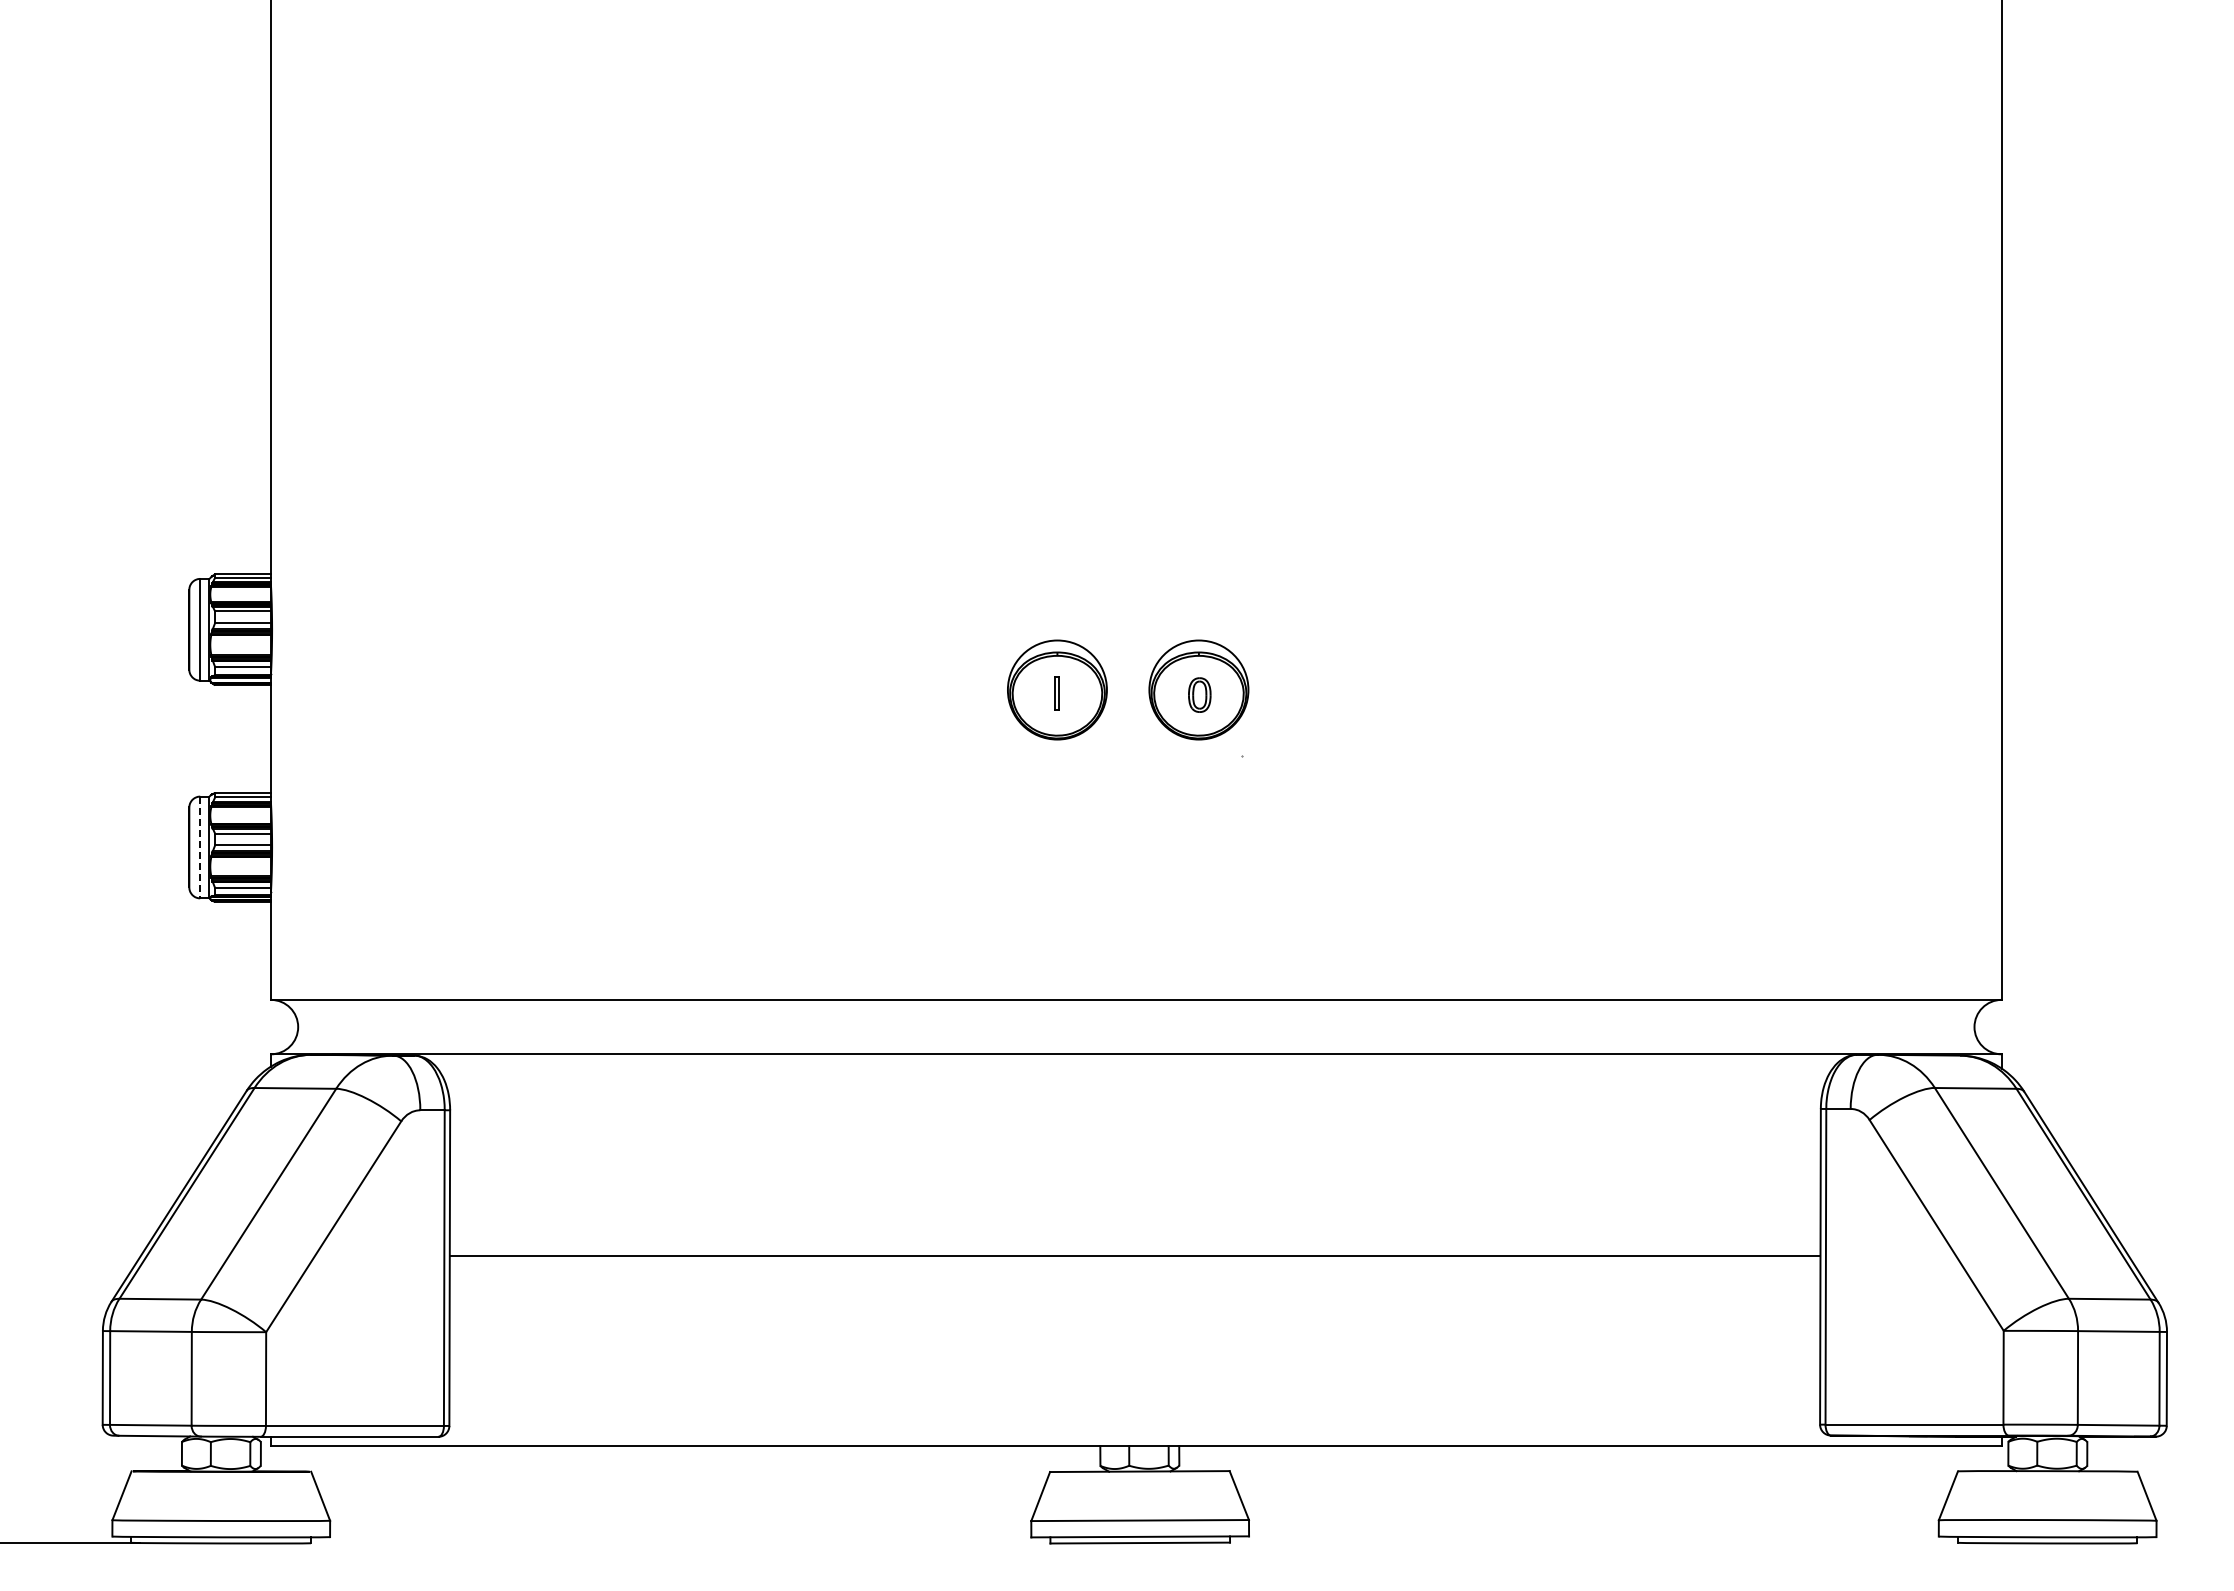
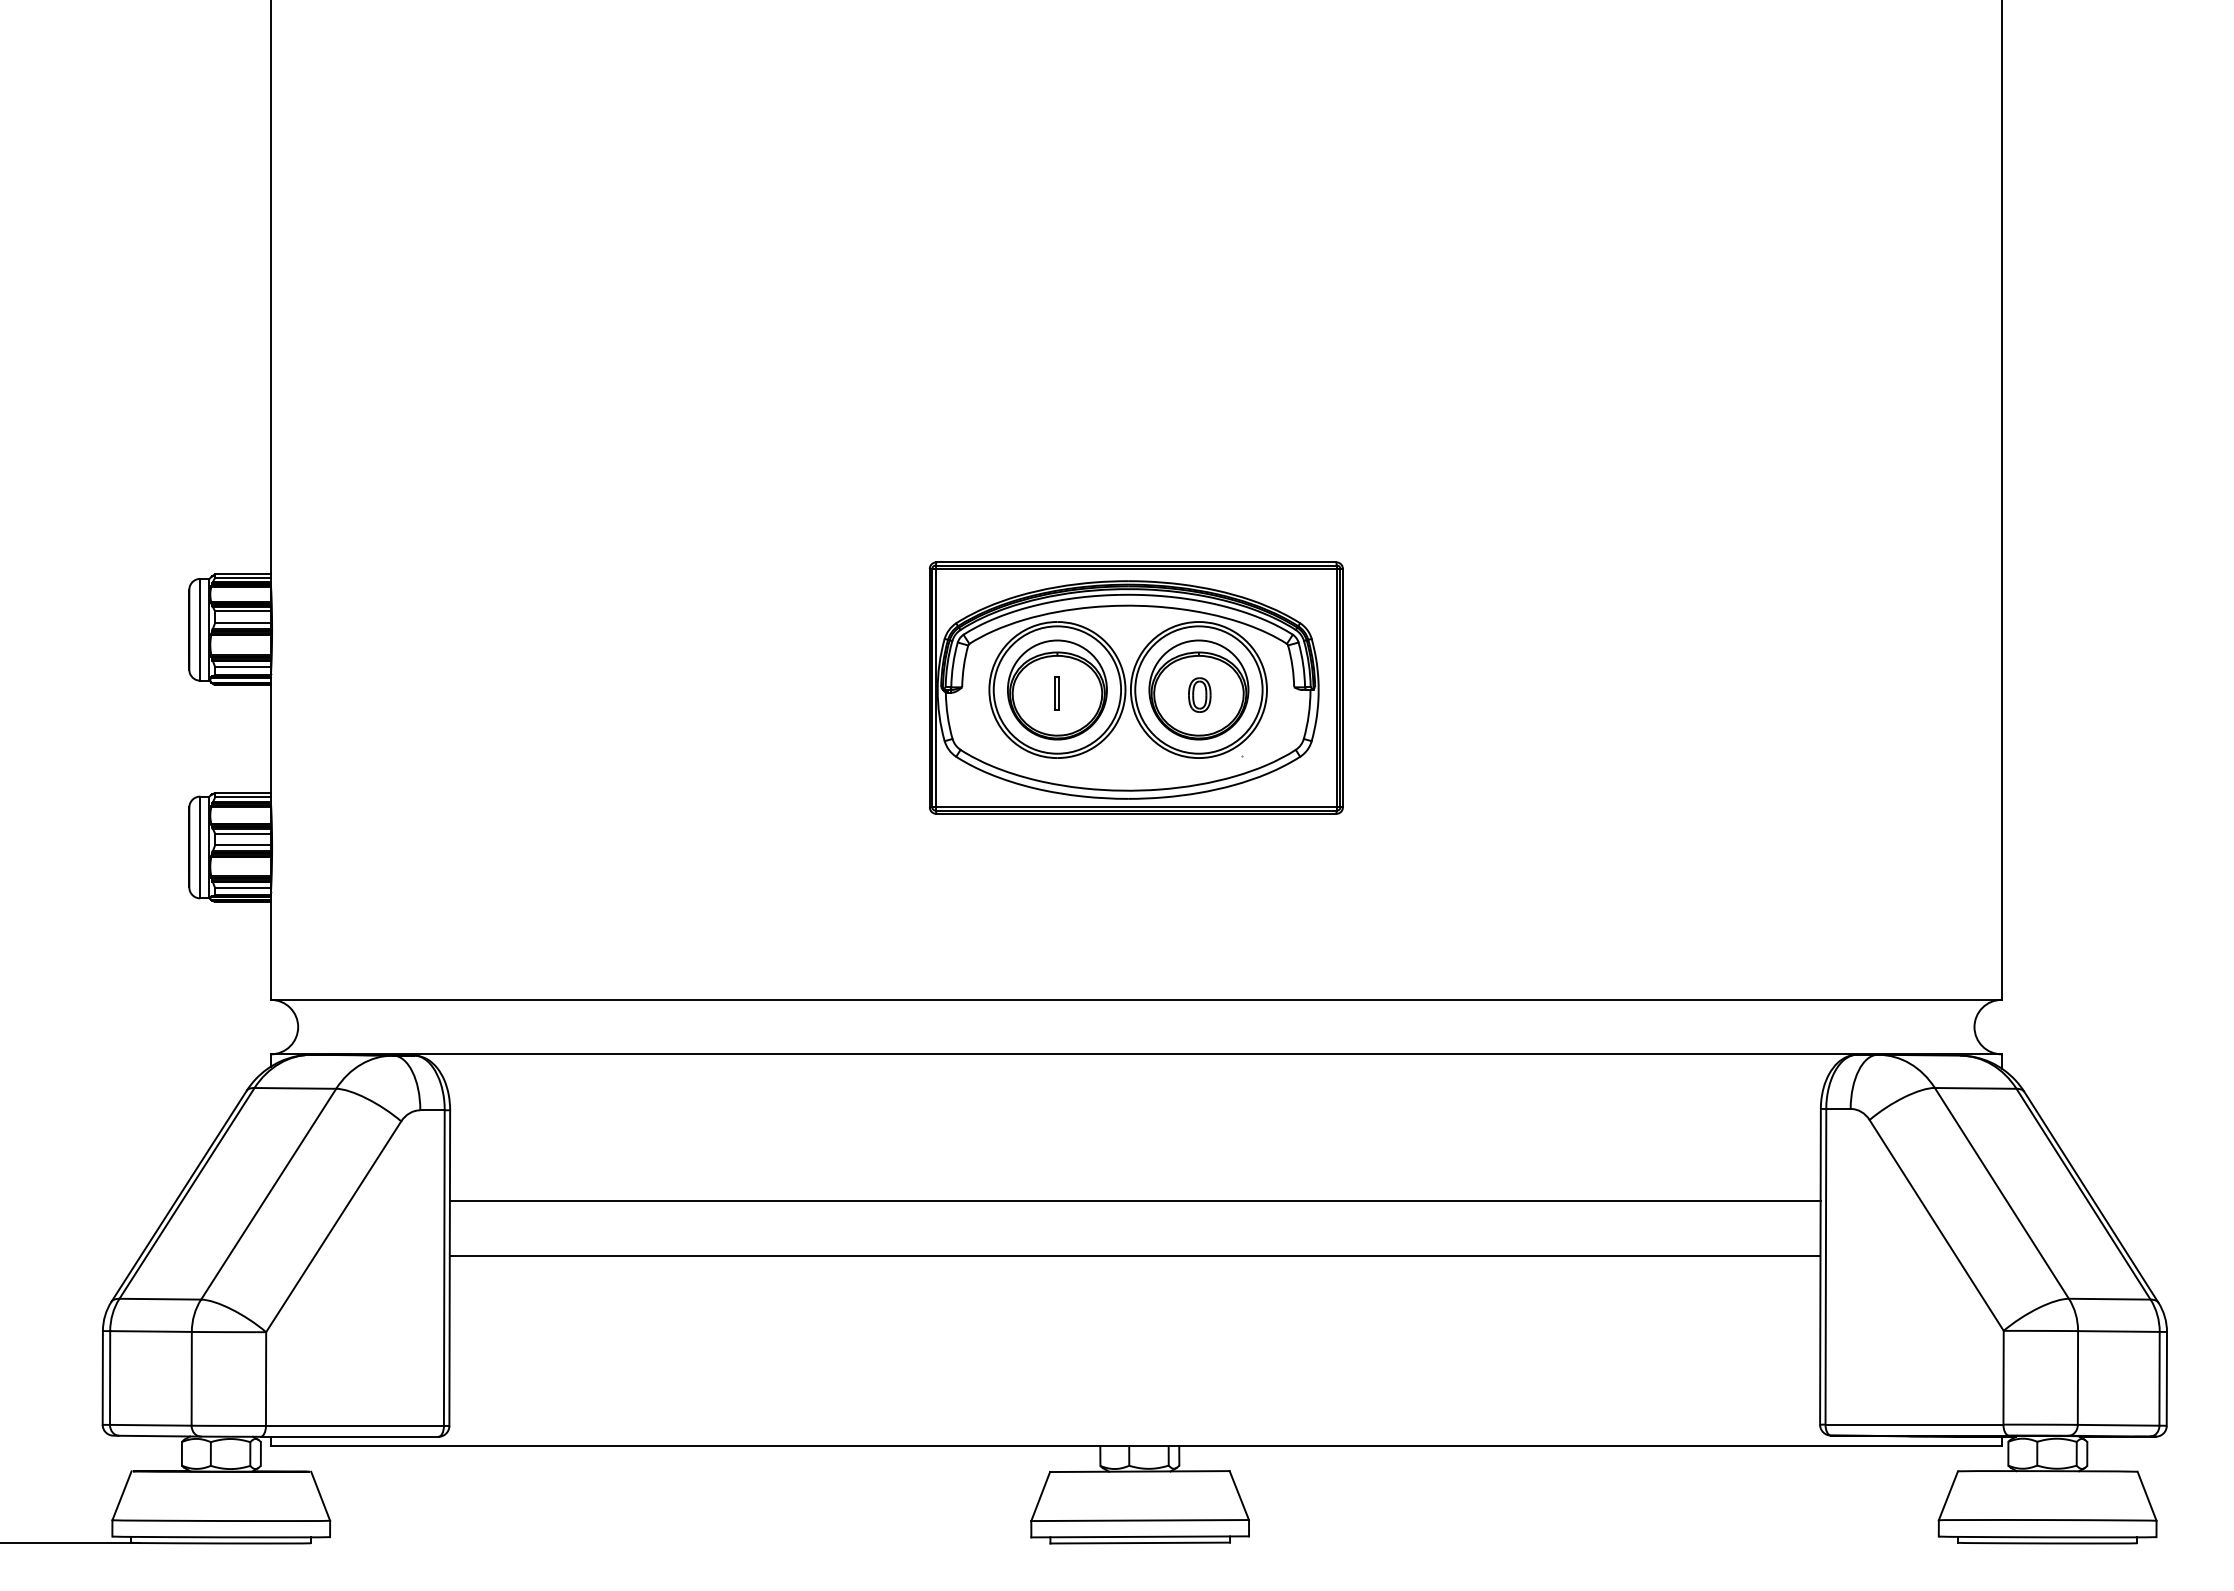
part: none -> present (1135, 687)
line: dashed -> solid (200, 847)
line: none -> present (1134, 1201)
